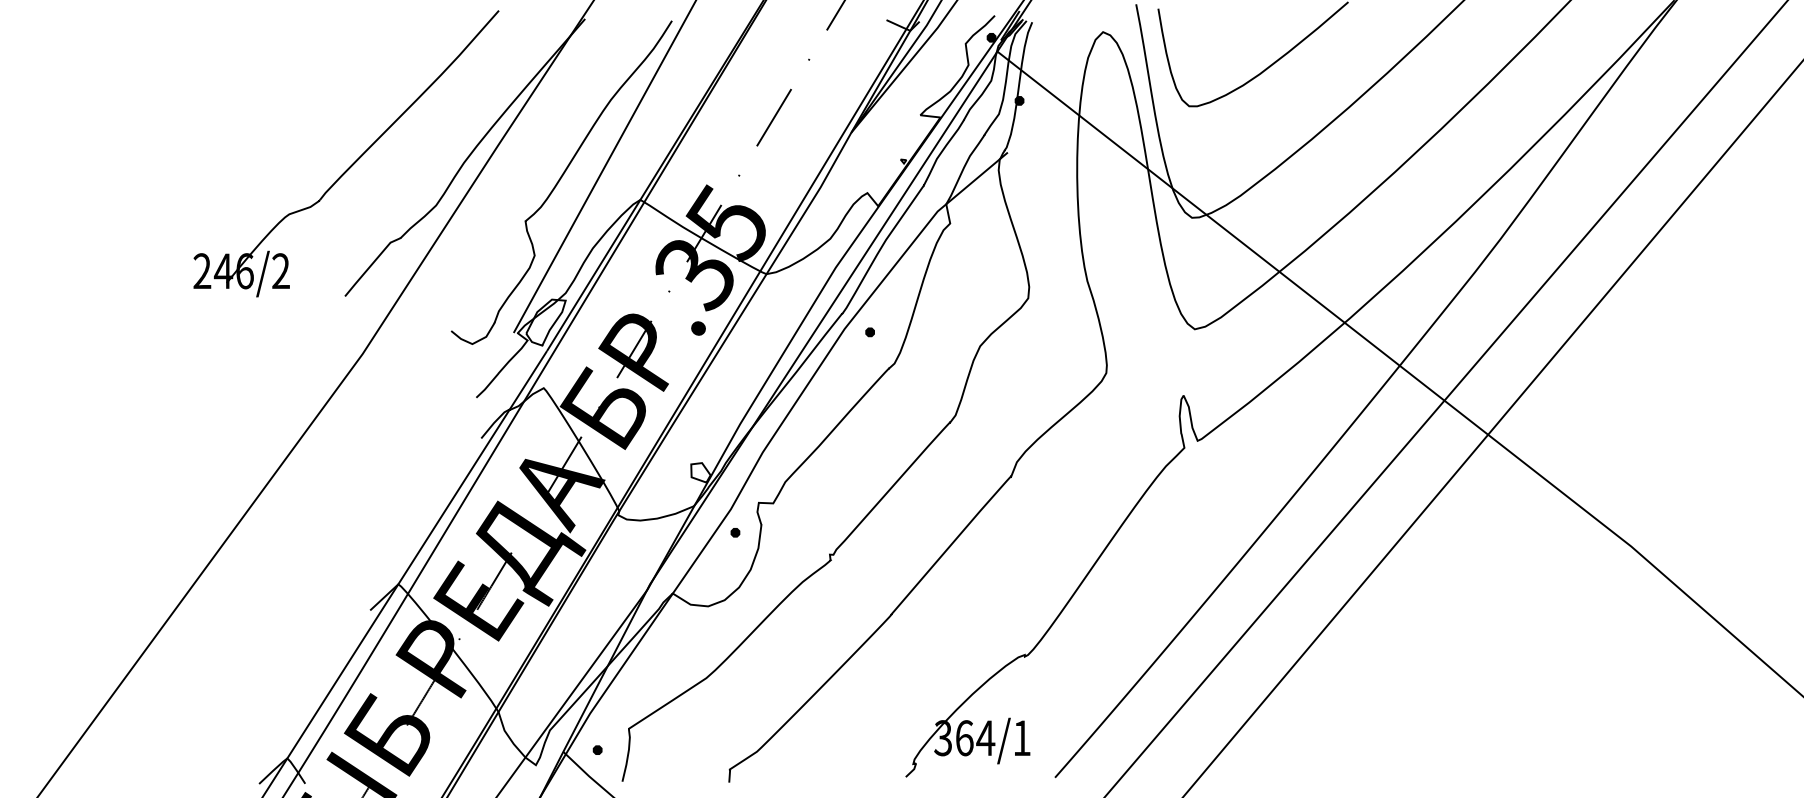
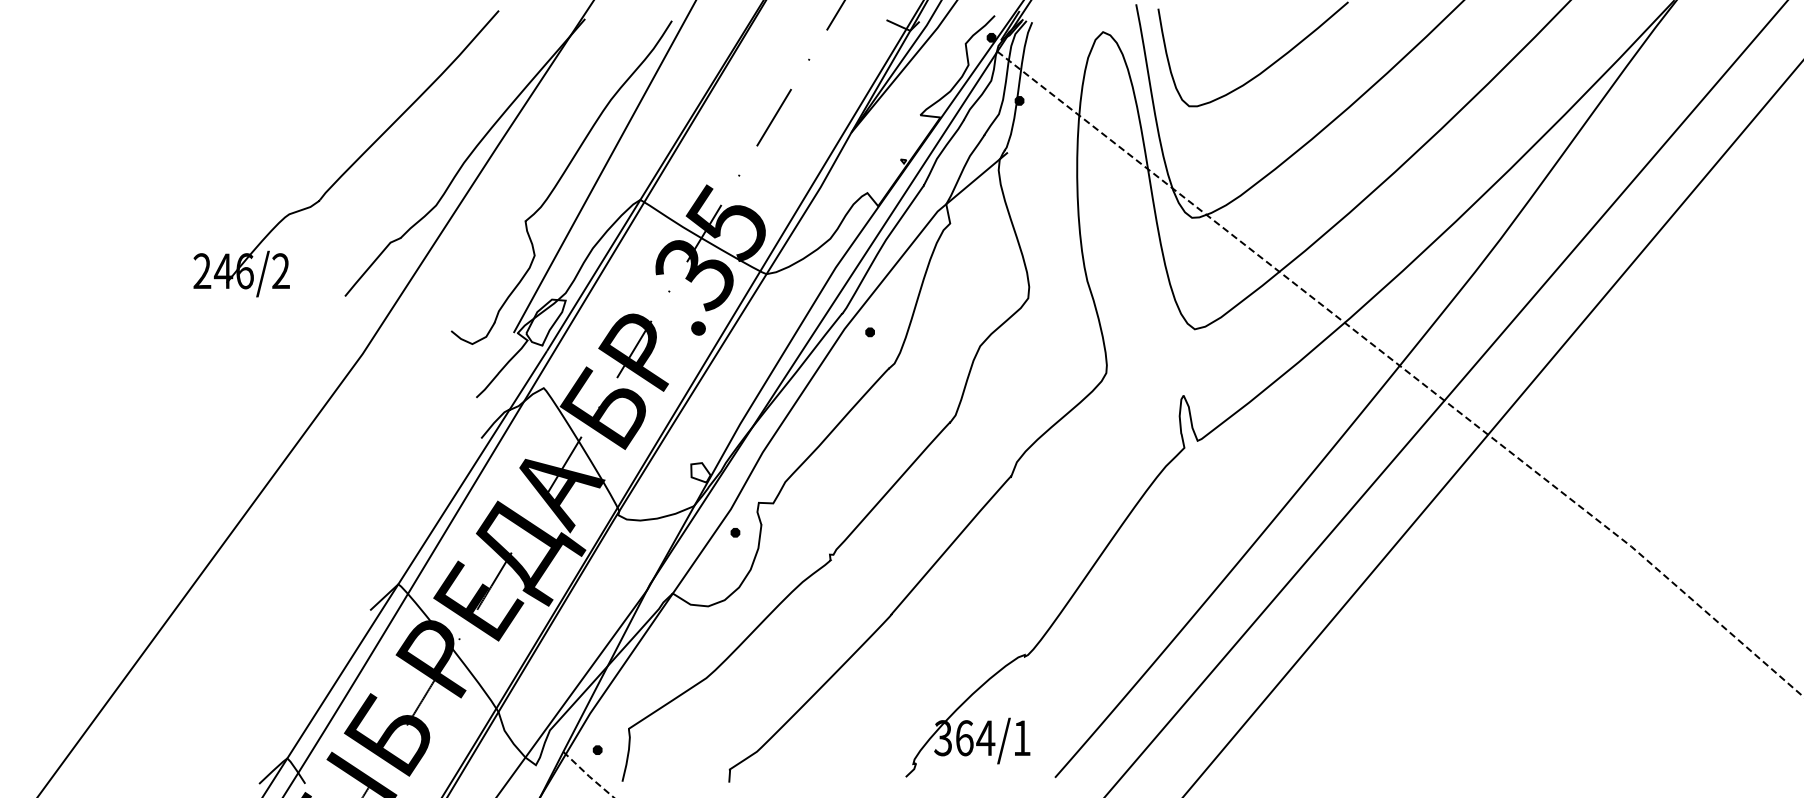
line: solid -> dashed (1405, 370)
line: solid -> dashed (588, 775)
